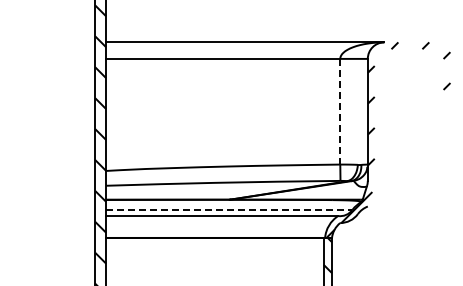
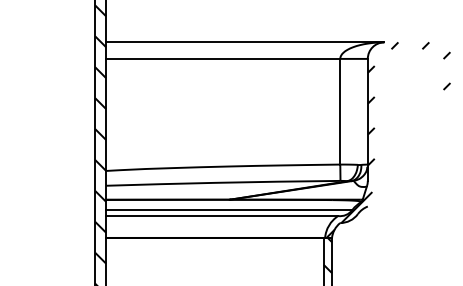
line: dashed -> solid (340, 111)
line: dashed -> solid (229, 210)
